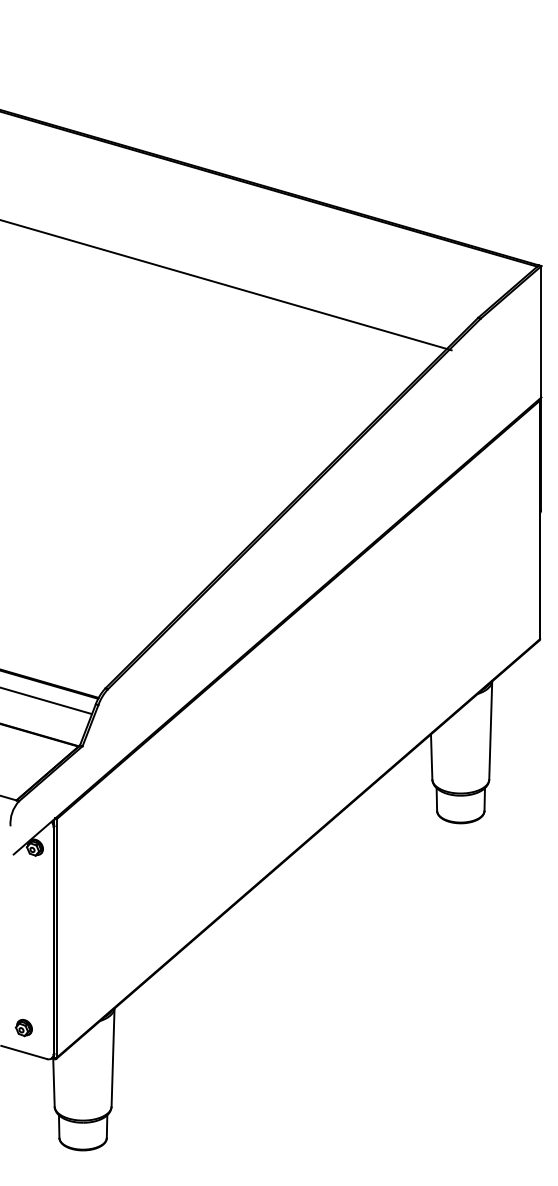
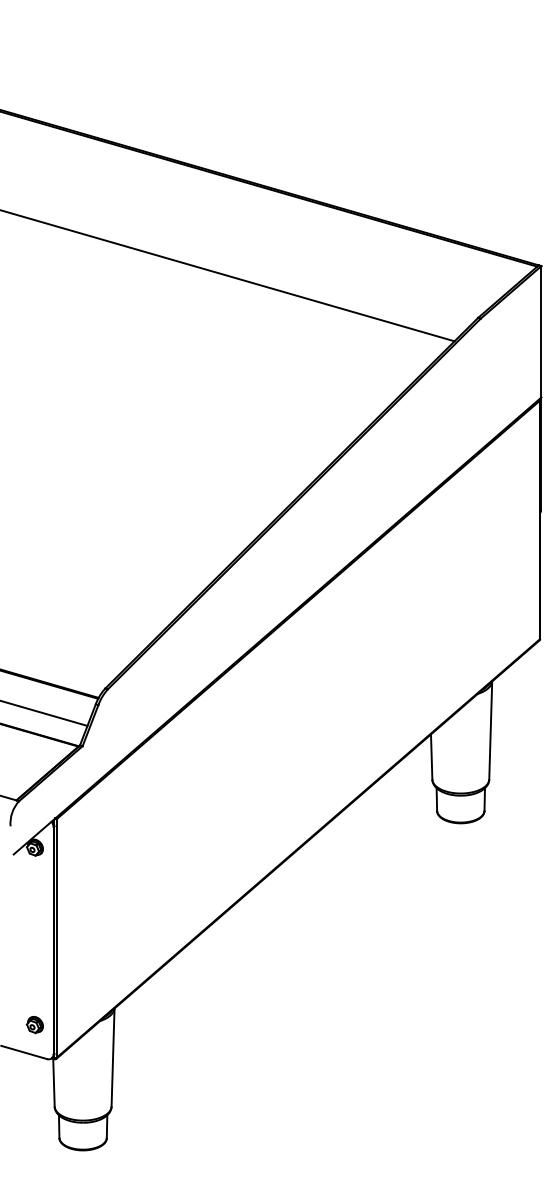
line position: (226, 285) -> (228, 275) (228, 275)
line position: (46, 700) -> (44, 713) (44, 713)
part position: (23, 1028) -> (34, 1025) (34, 1025)
